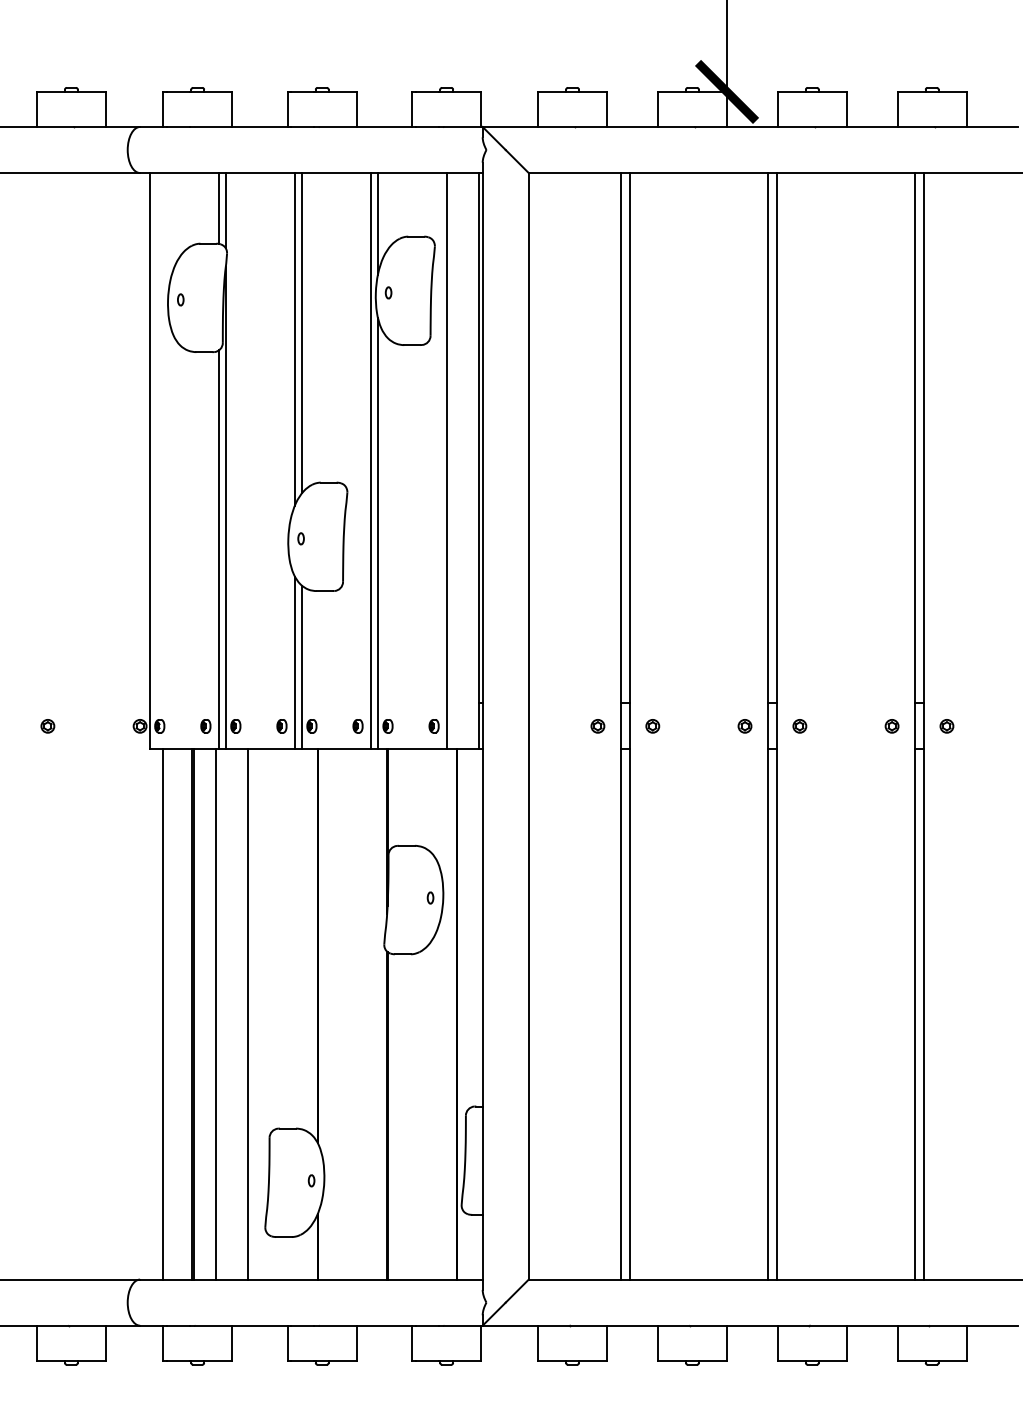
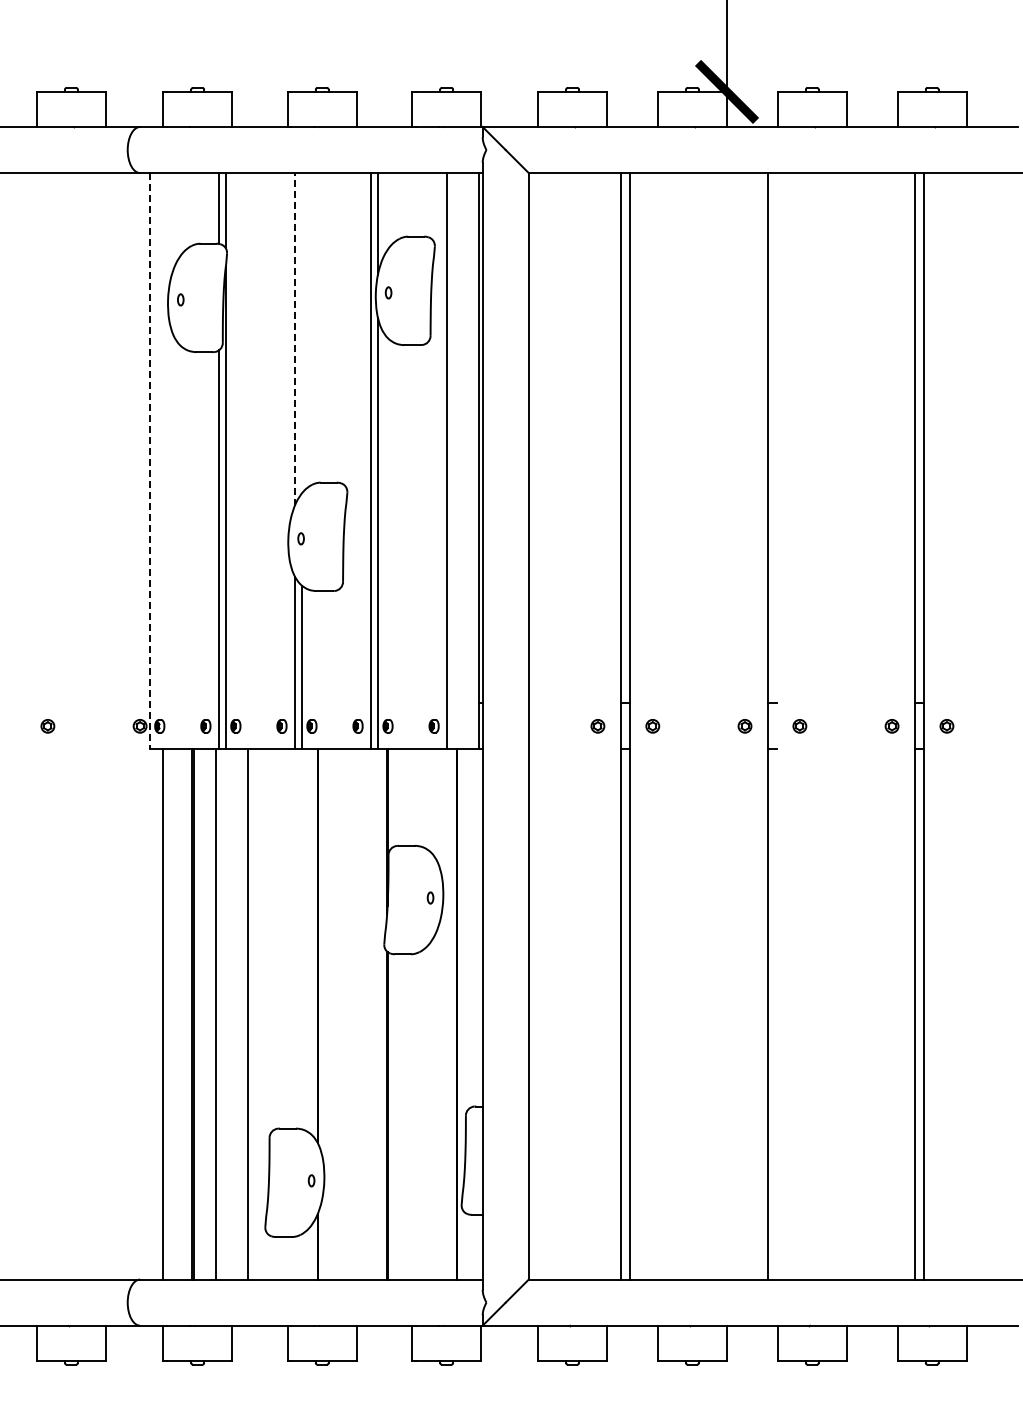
line: present -> none (301, 333)
line: solid -> dashed (294, 338)
line: solid -> dashed (149, 461)
line: present -> none (776, 726)
